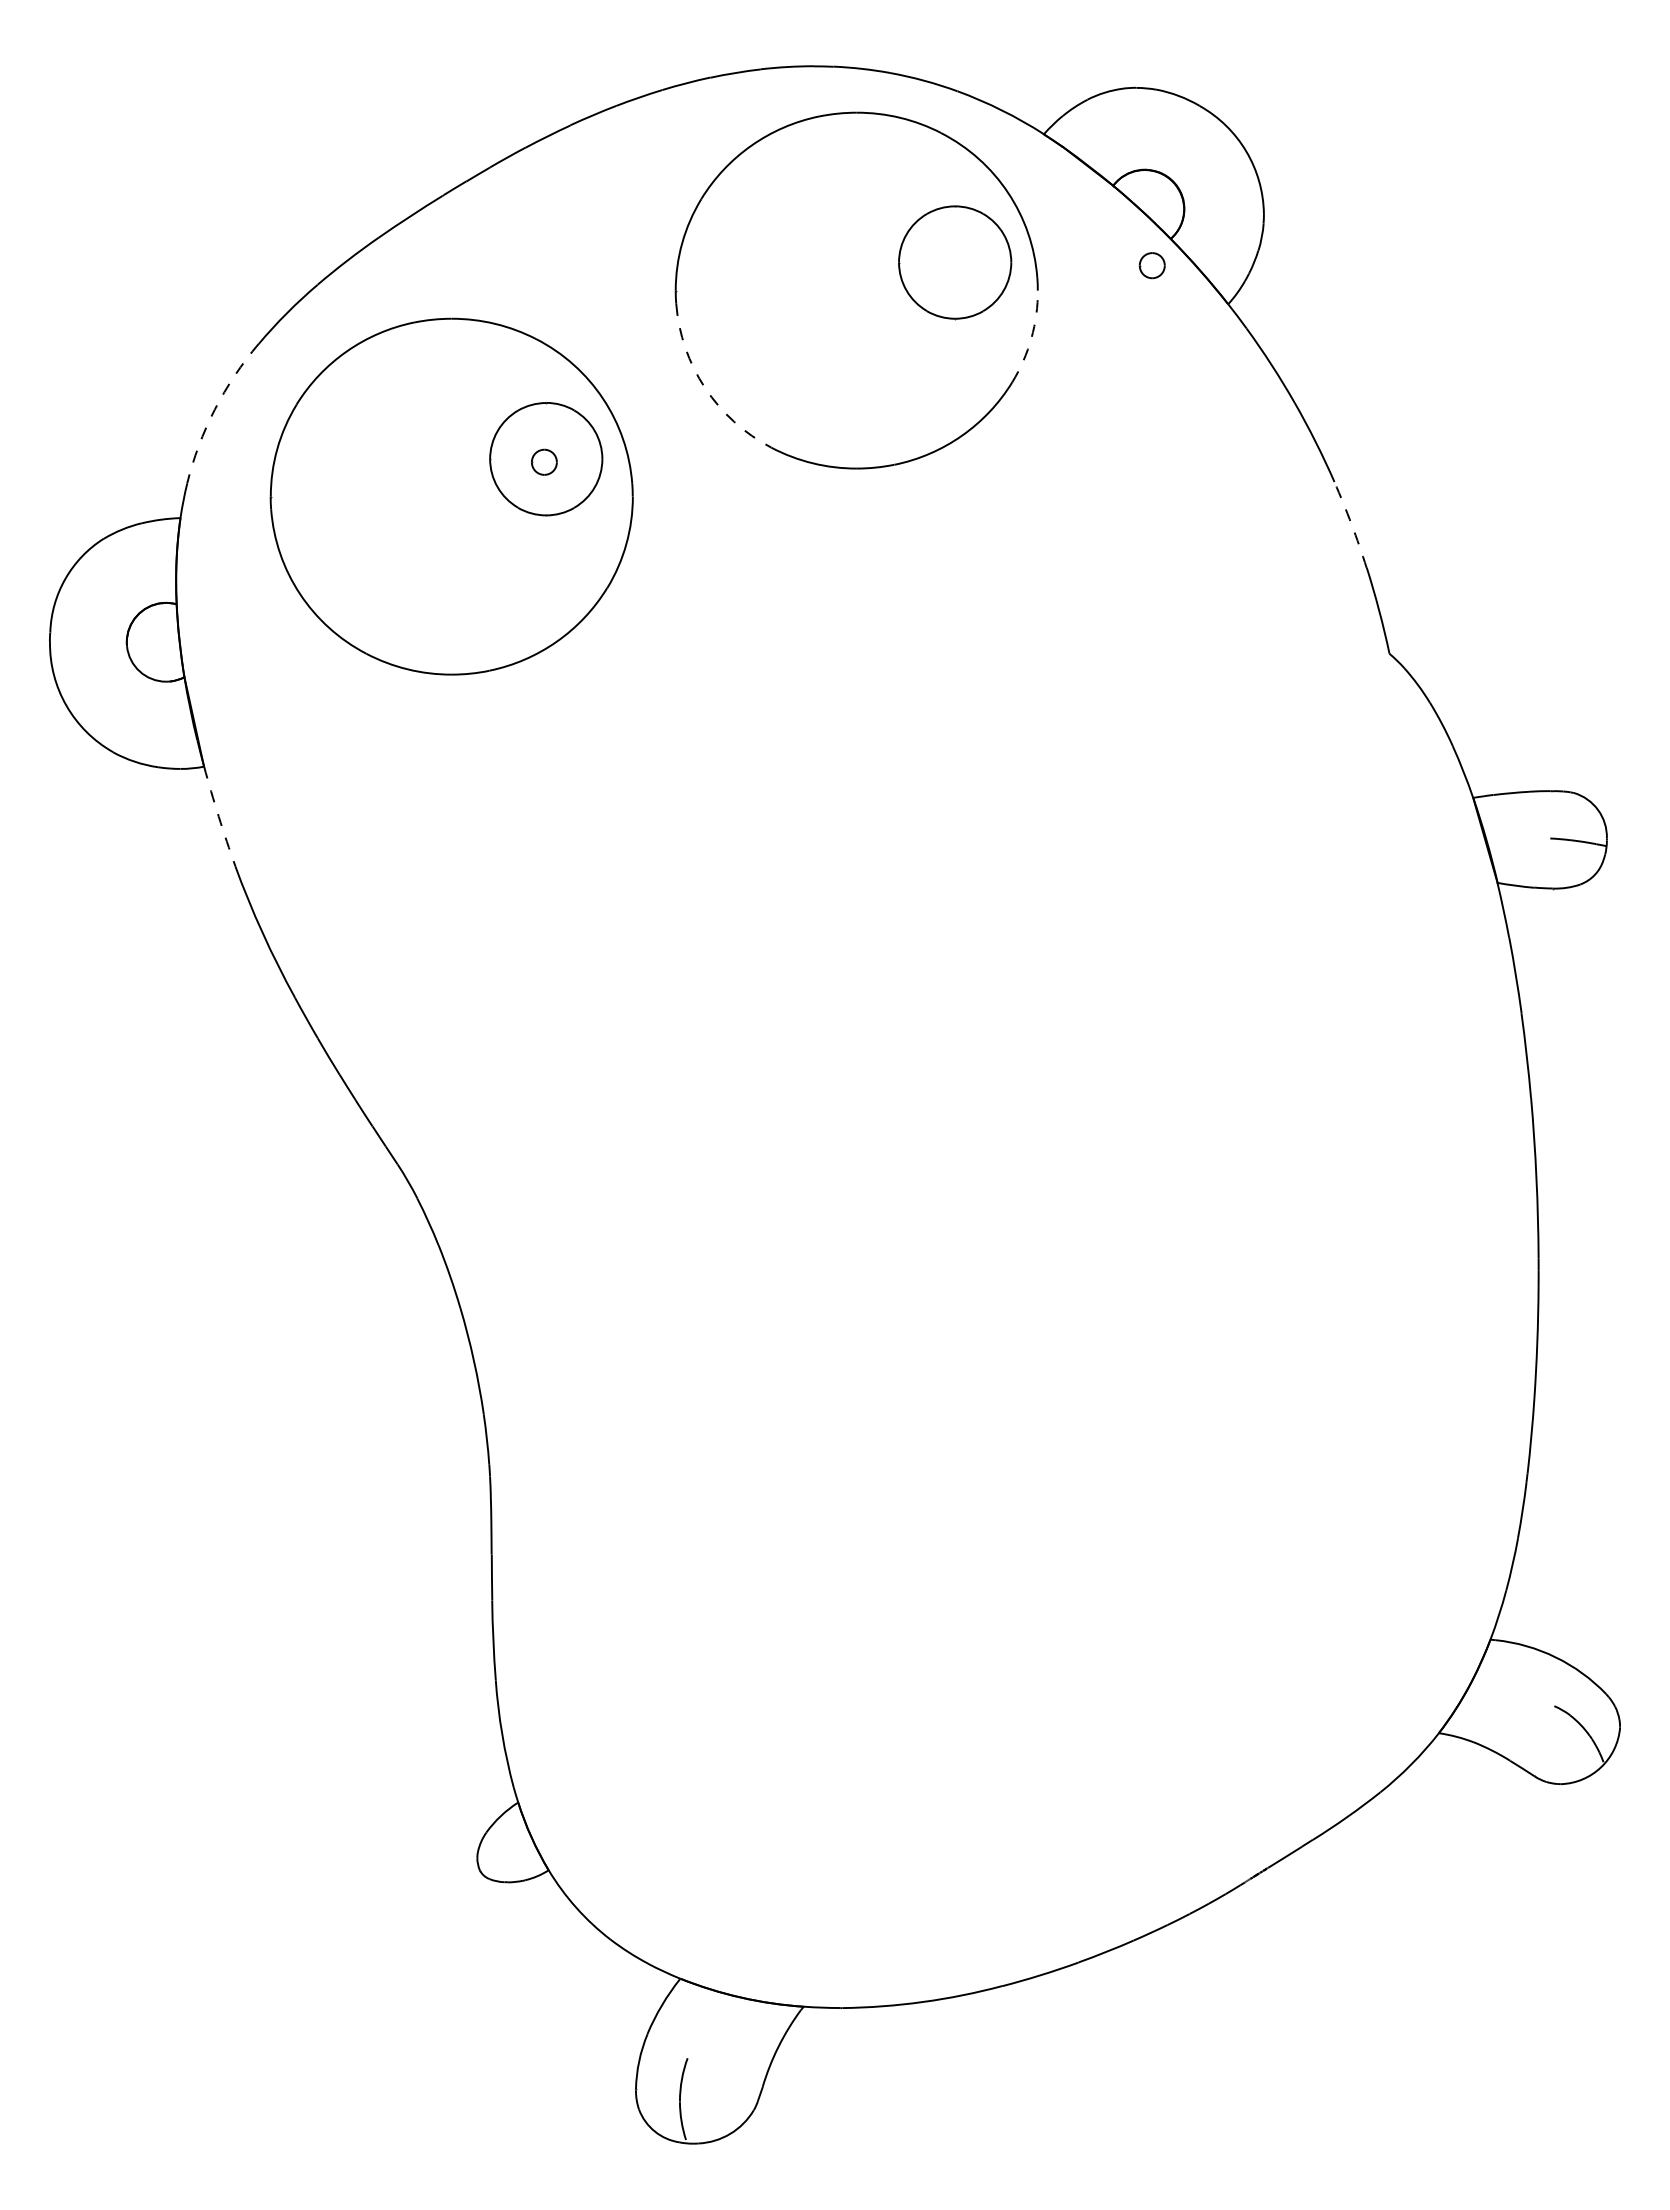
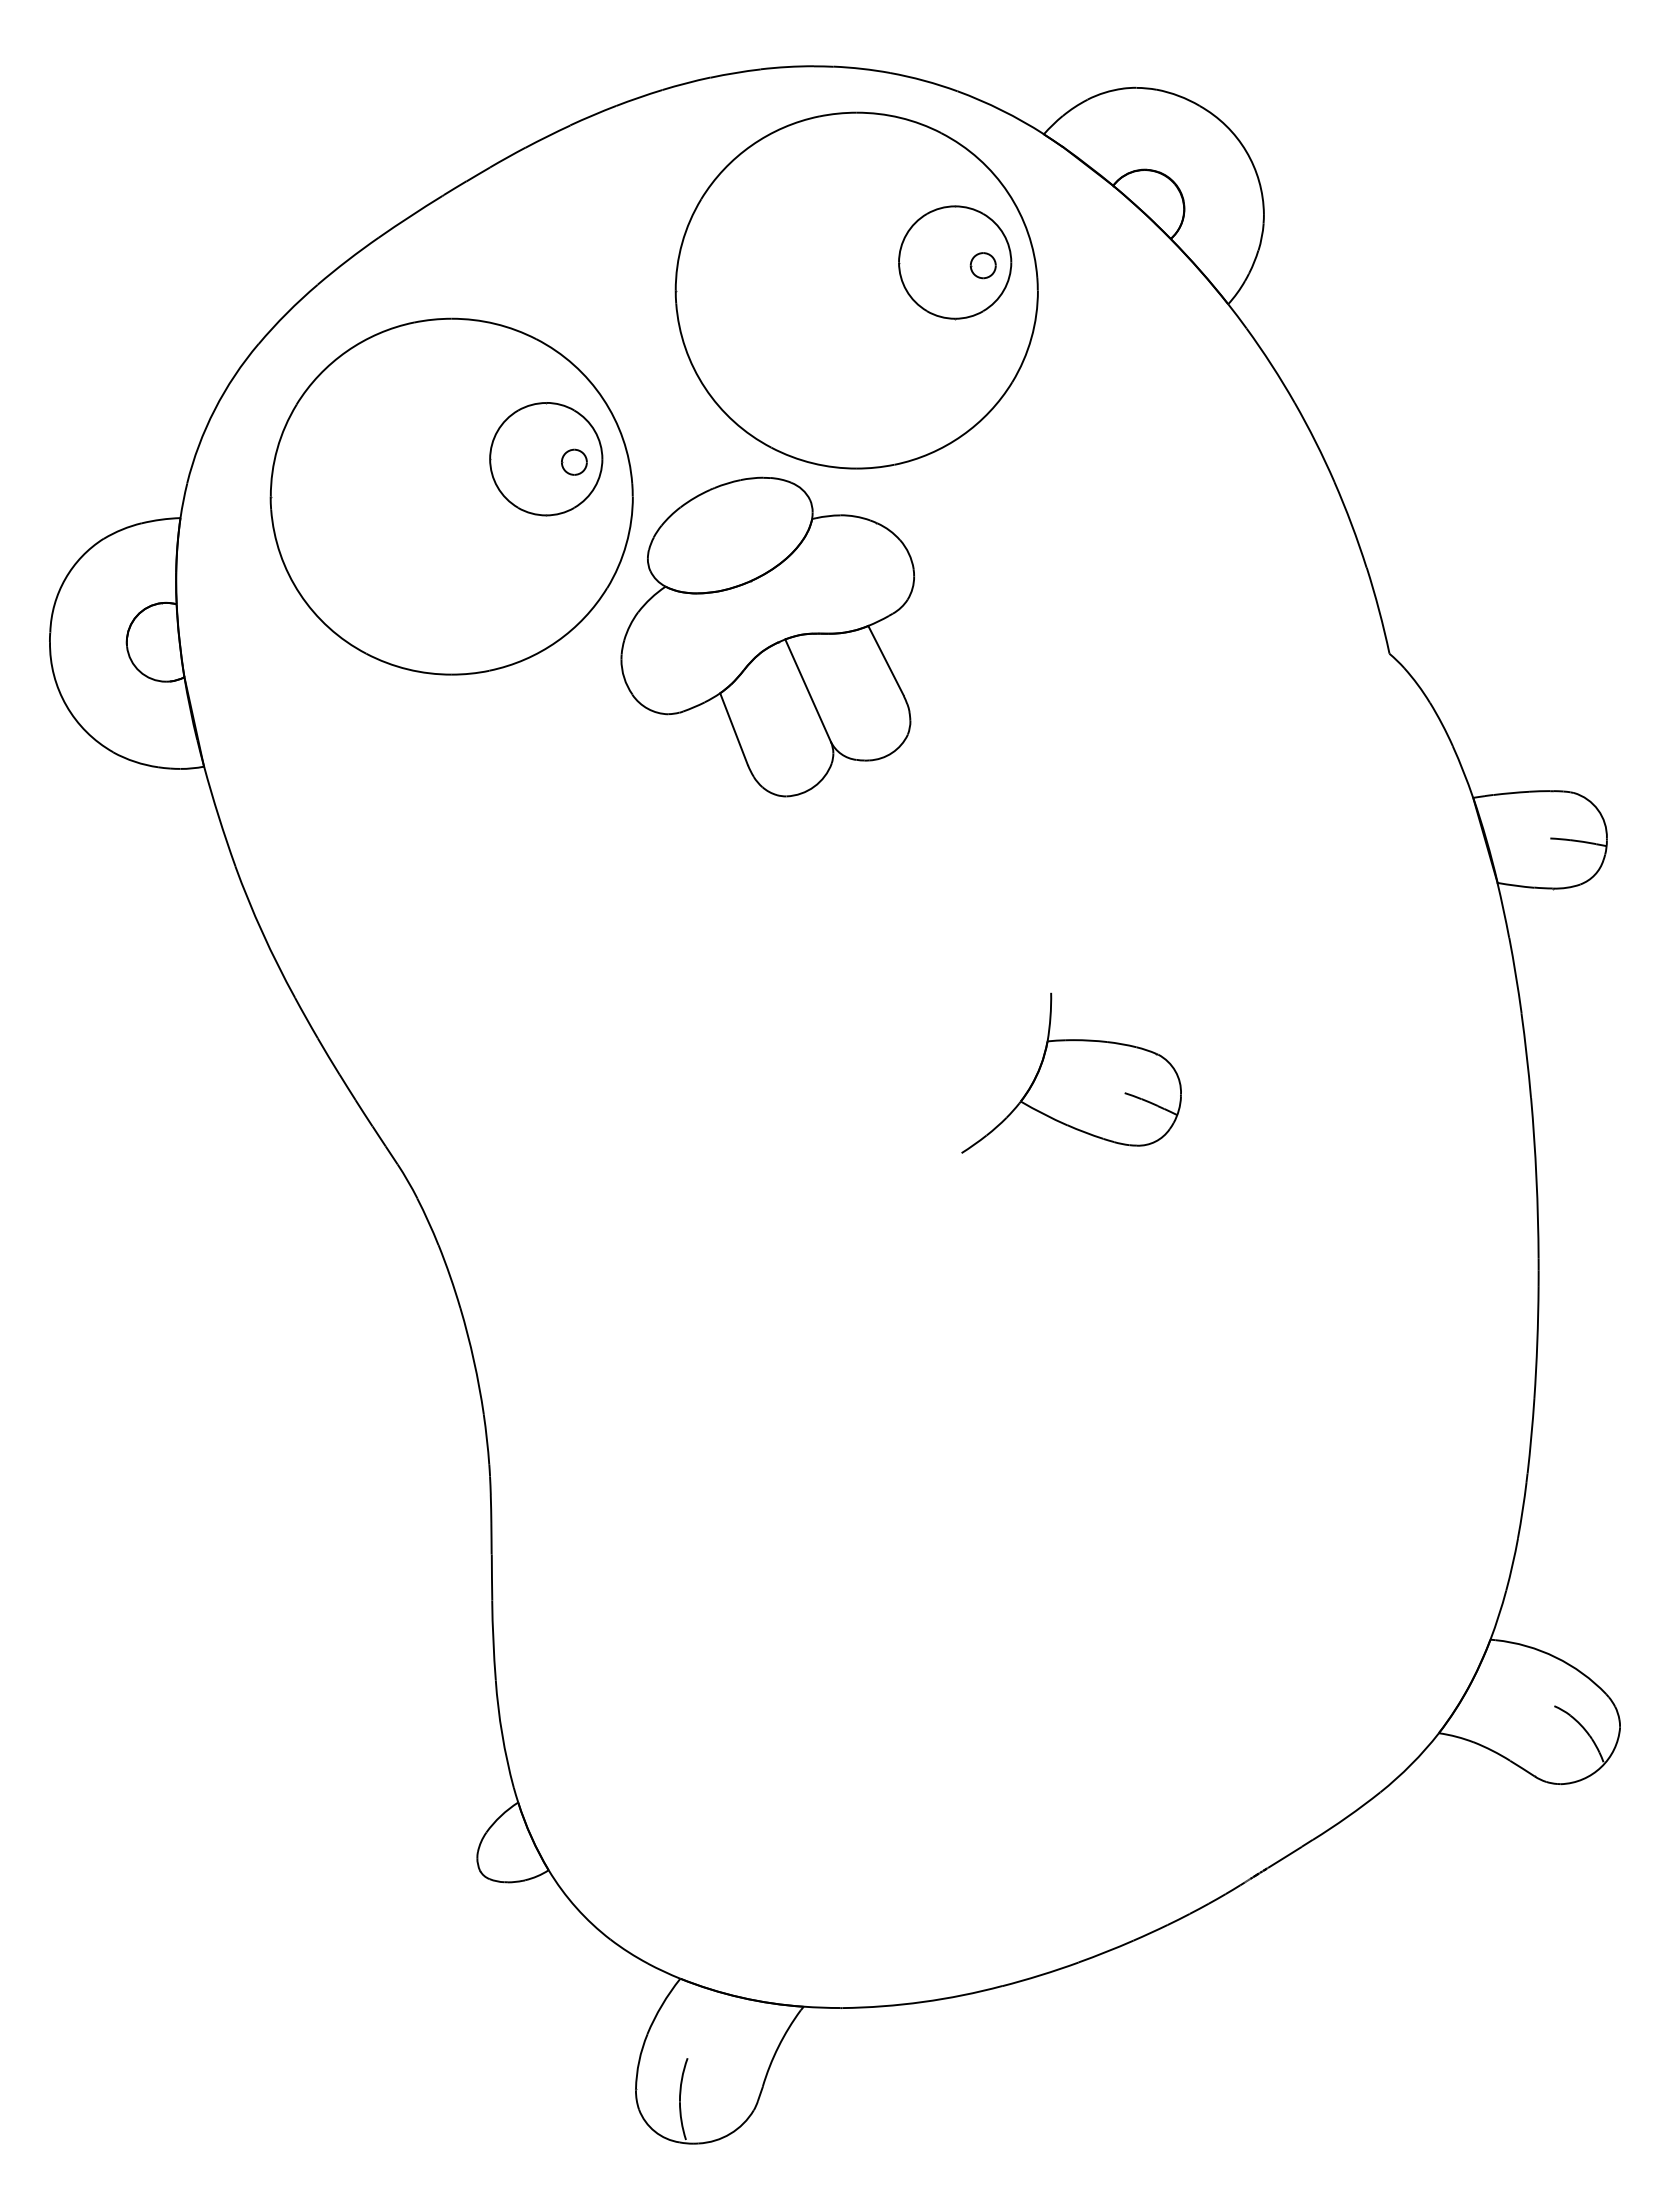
part position: (1151, 265) -> (982, 265) (982, 265)
arc: dashed -> solid (1031, 338)
arc: dashed -> solid (705, 388)
arc: dashed -> solid (214, 409)
part position: (544, 461) -> (574, 461) (574, 461)
arc: dashed -> solid (1351, 524)
part: none -> present (767, 636)
arc: dashed -> solid (218, 816)
part: none -> present (1071, 1072)
